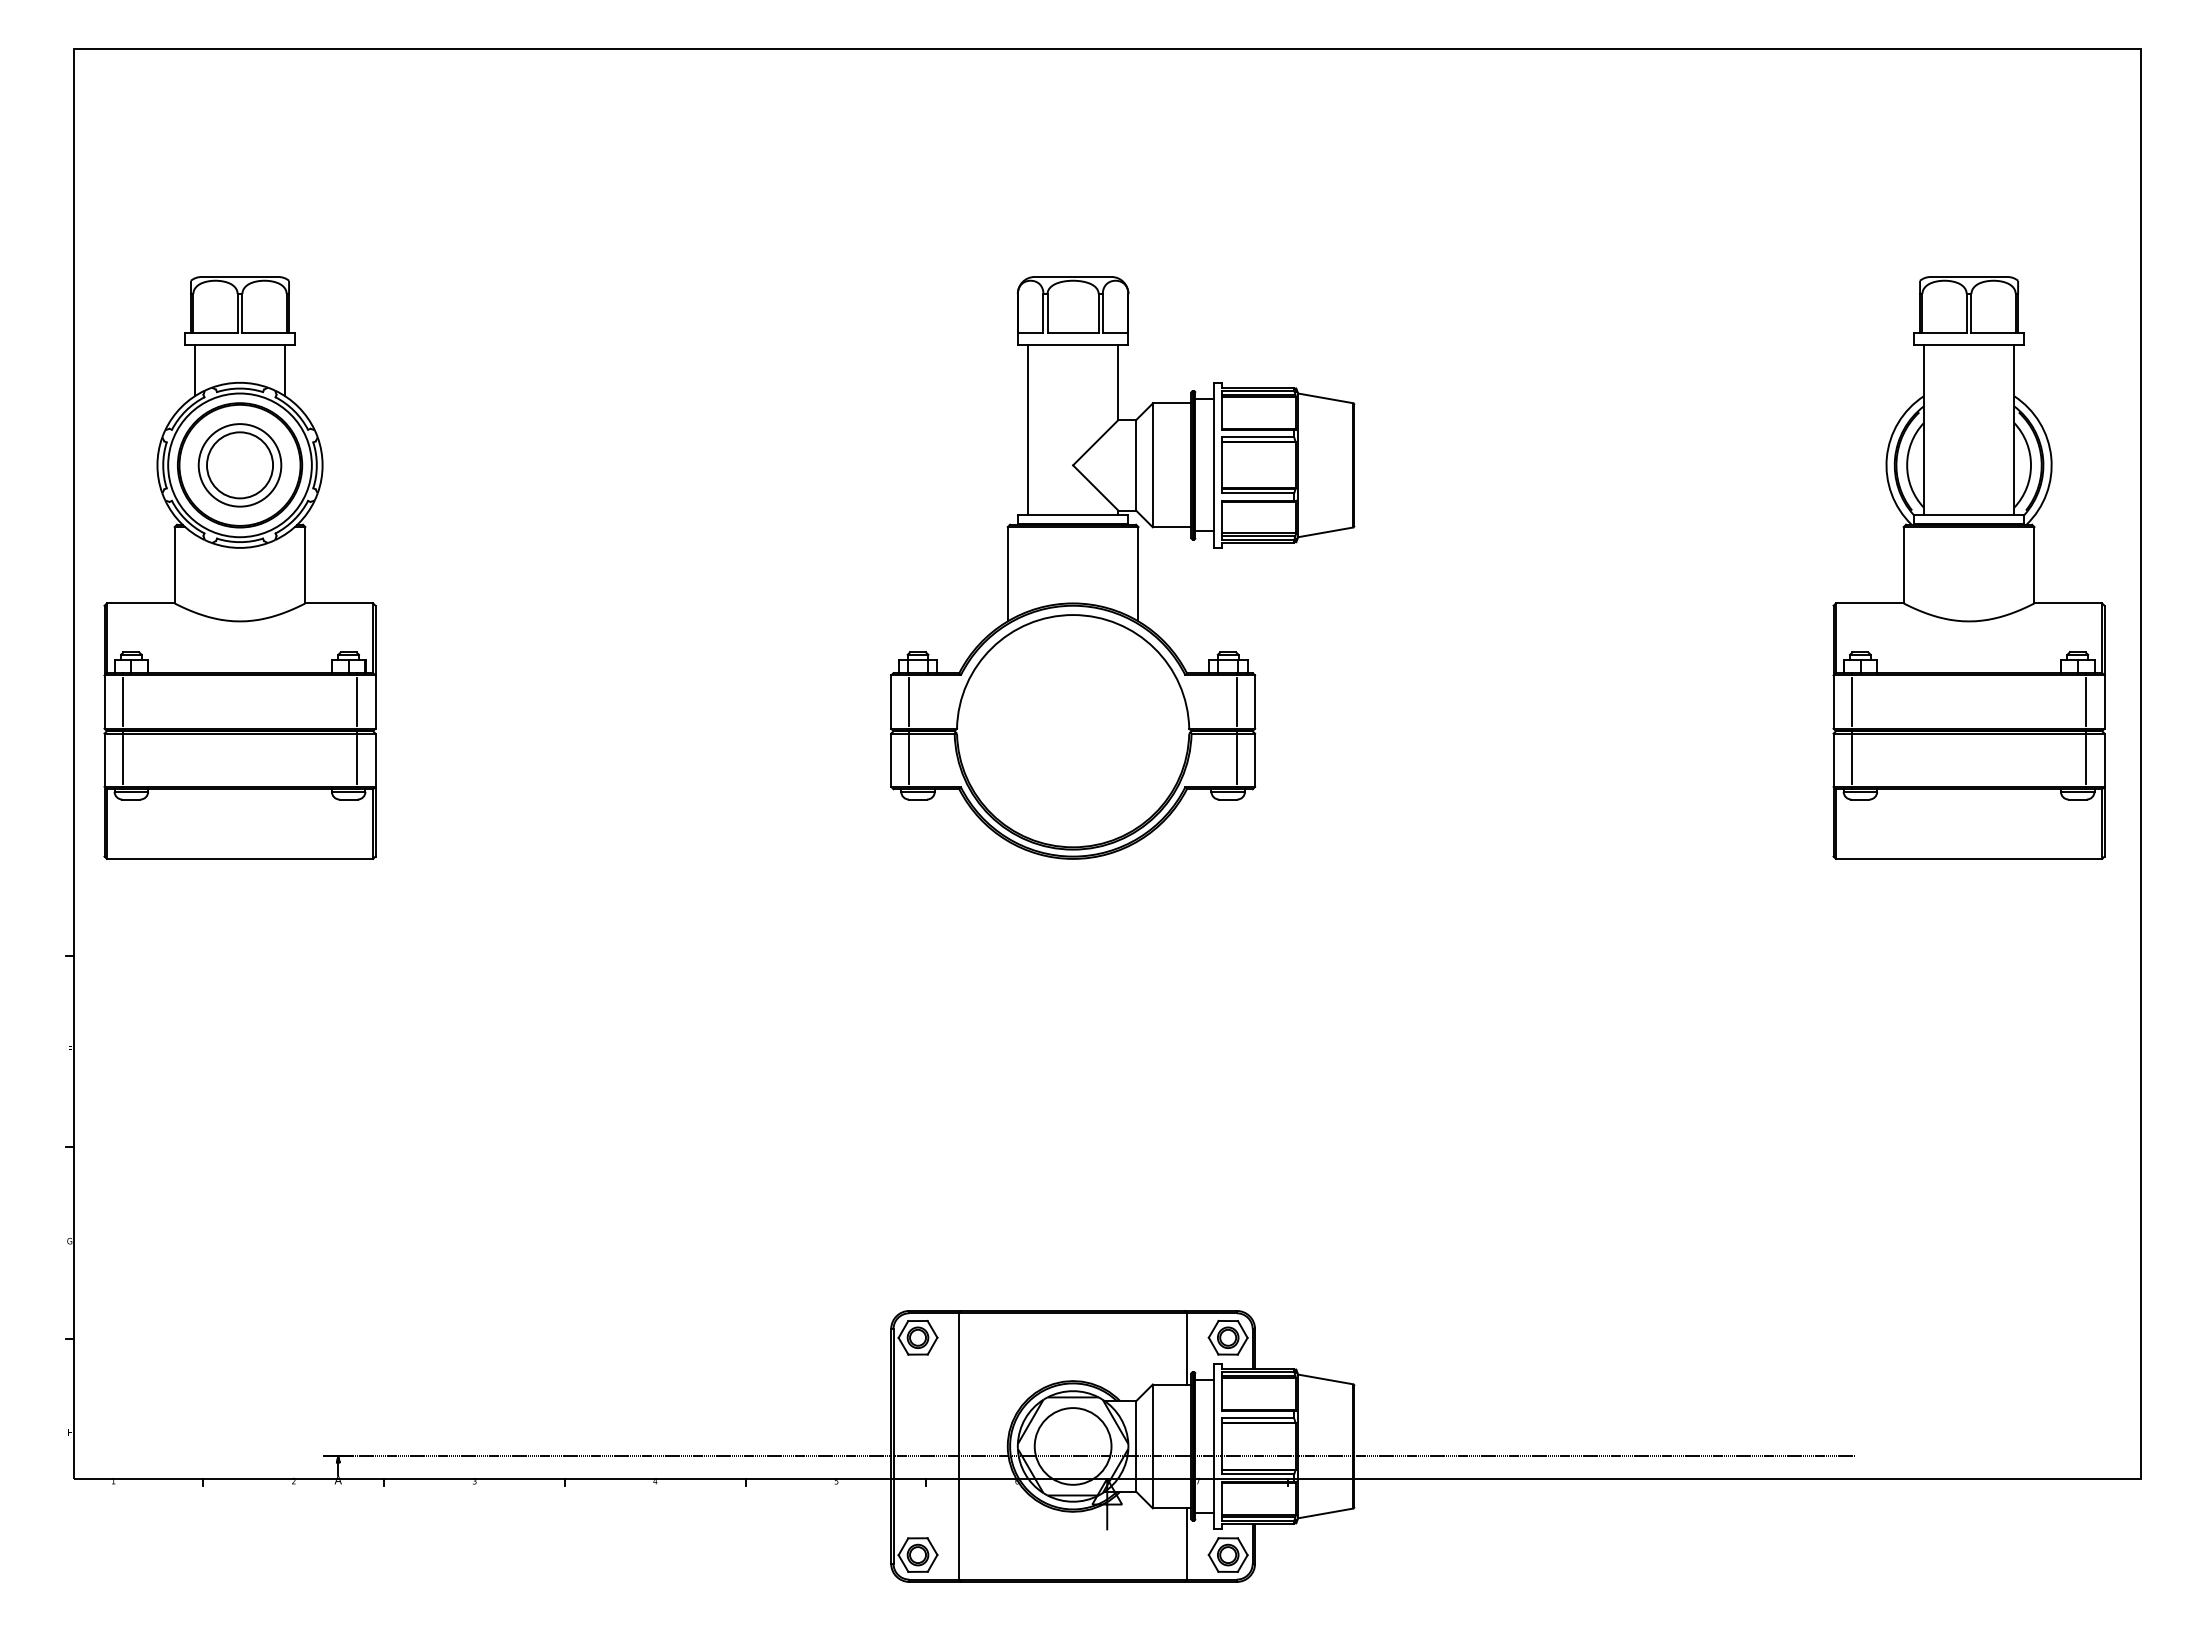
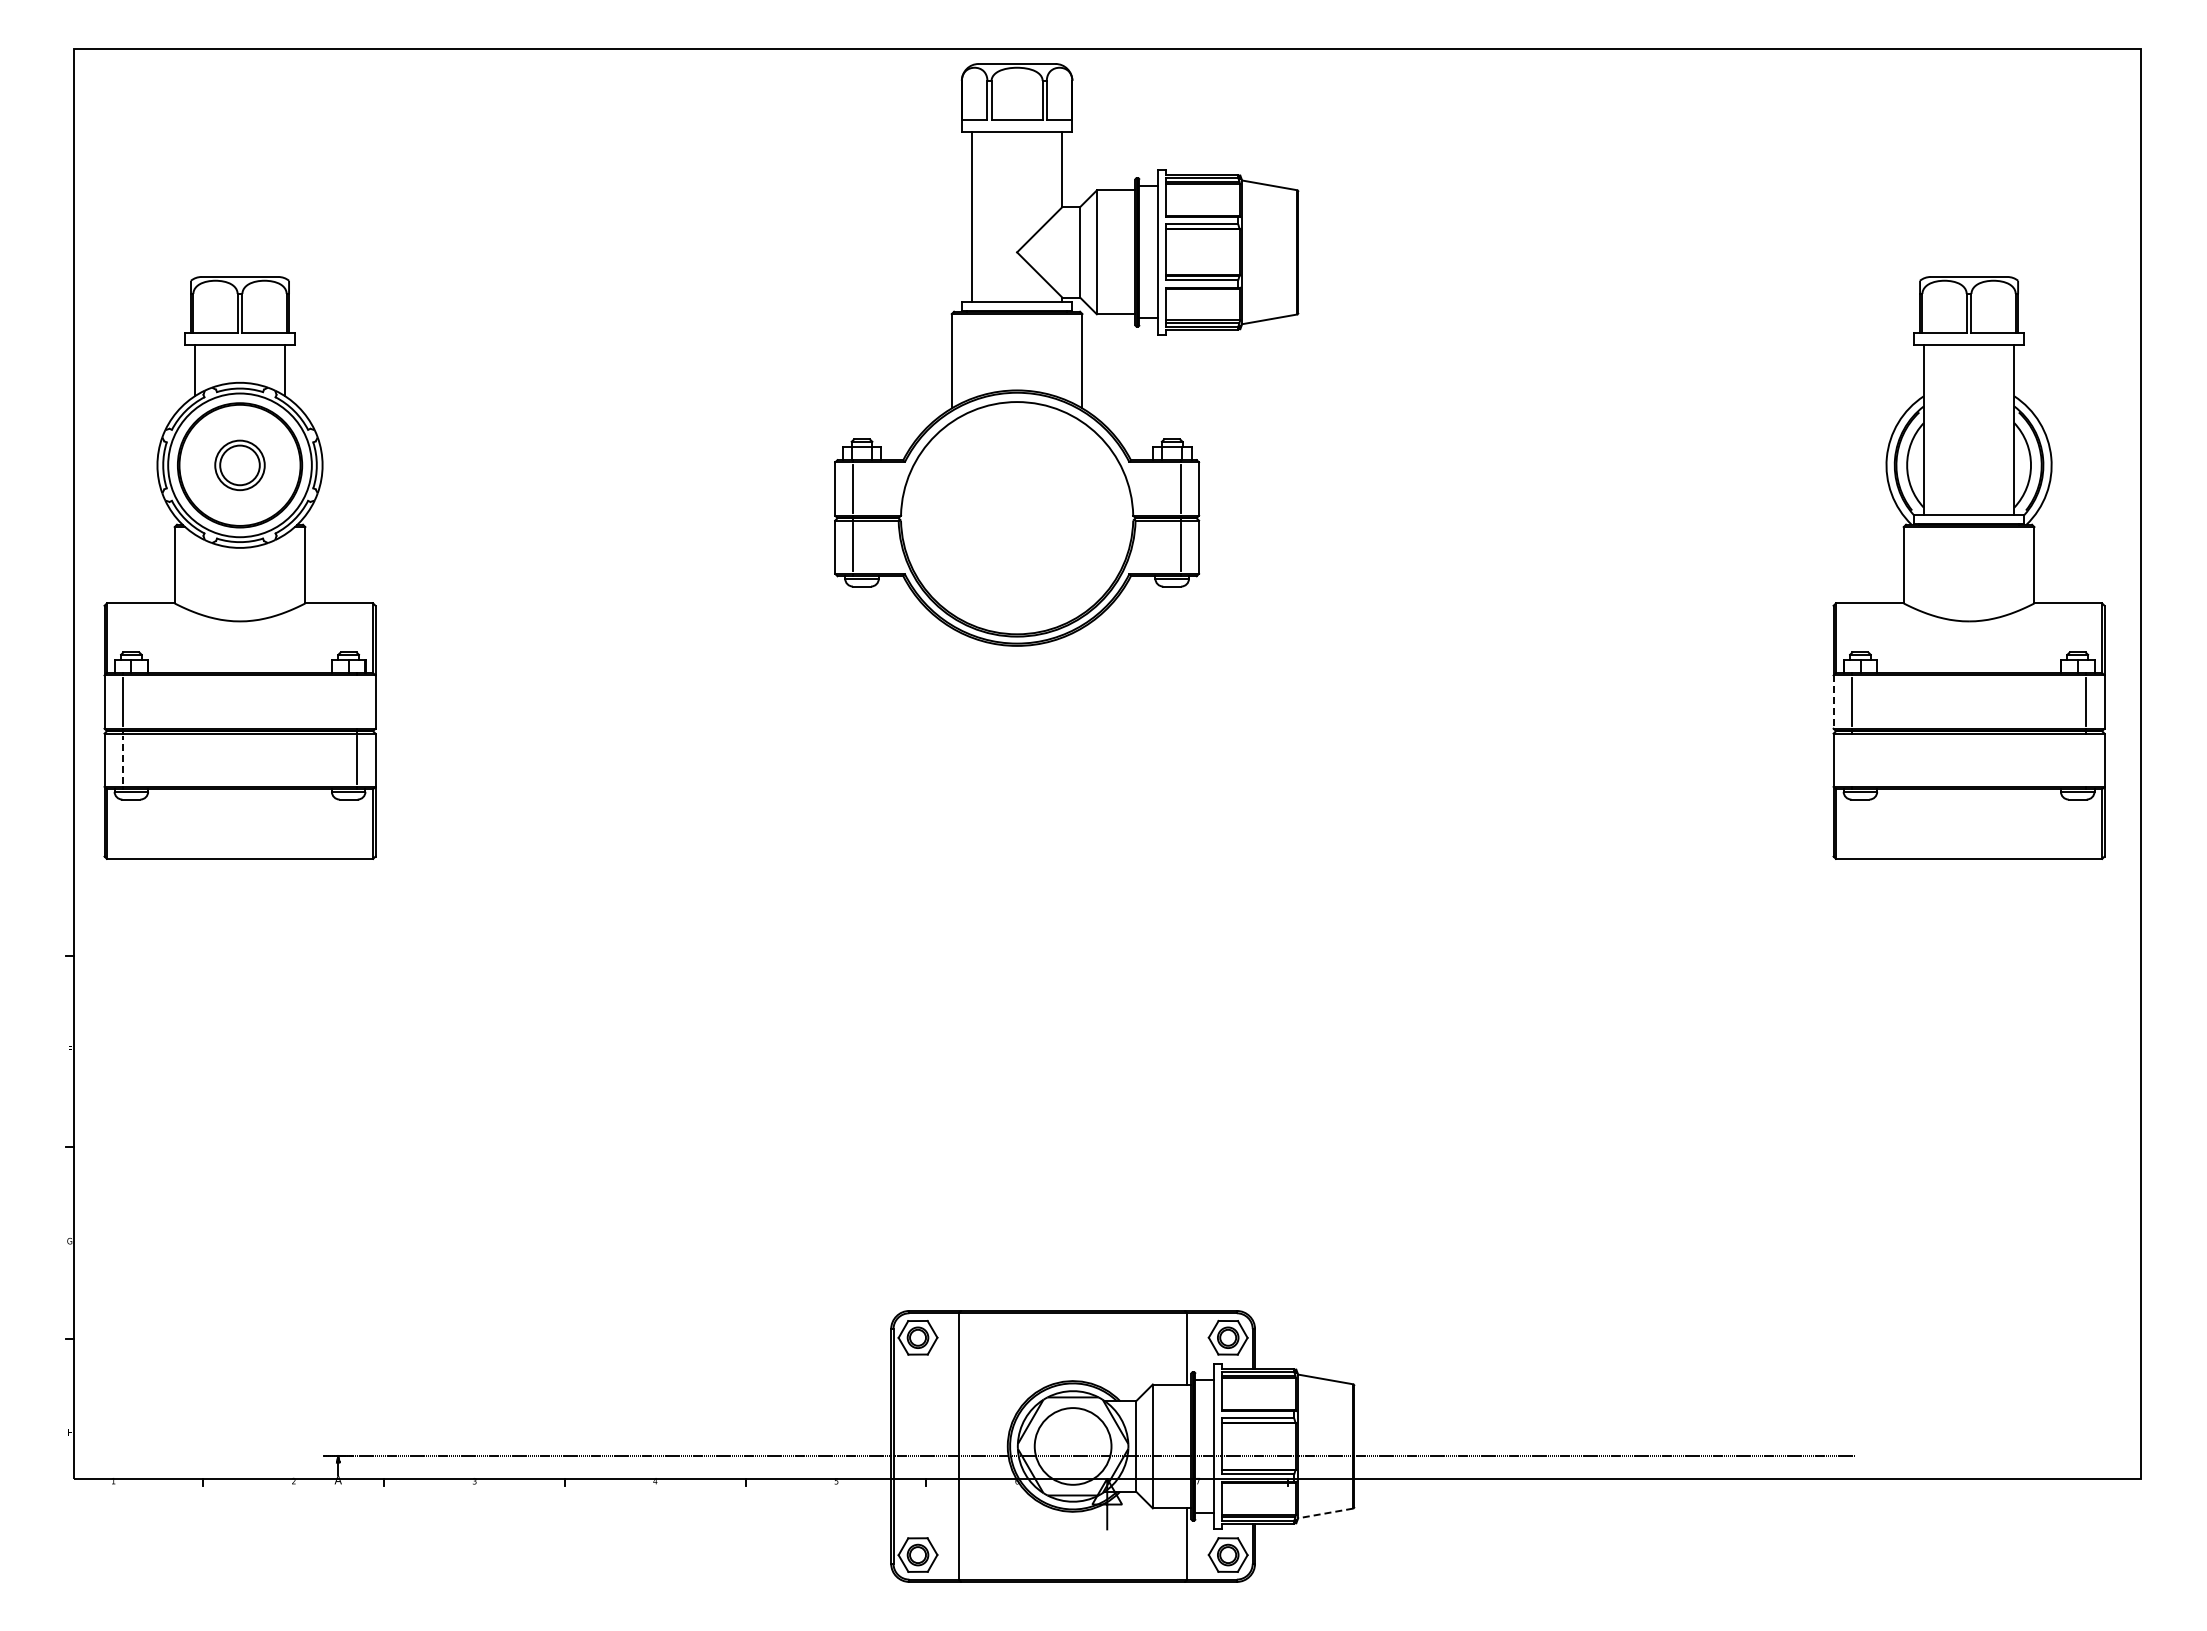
part size: 86x85 px -> 52x53 px (239, 465)
part position: (1122, 567) -> (1066, 354) (1066, 354)
line: present -> none (357, 702)
line: solid -> dashed (1833, 702)
line: solid -> dashed (122, 760)
line: present -> none (1851, 760)
line: present -> none (2086, 760)
line: solid -> dashed (1325, 1513)
